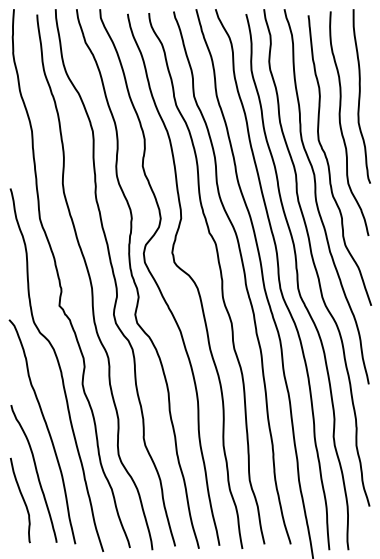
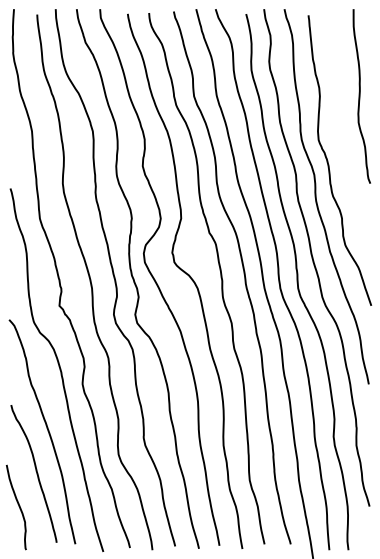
curve: present -> none (341, 124)
curve position: (22, 499) -> (18, 506) (18, 506)
